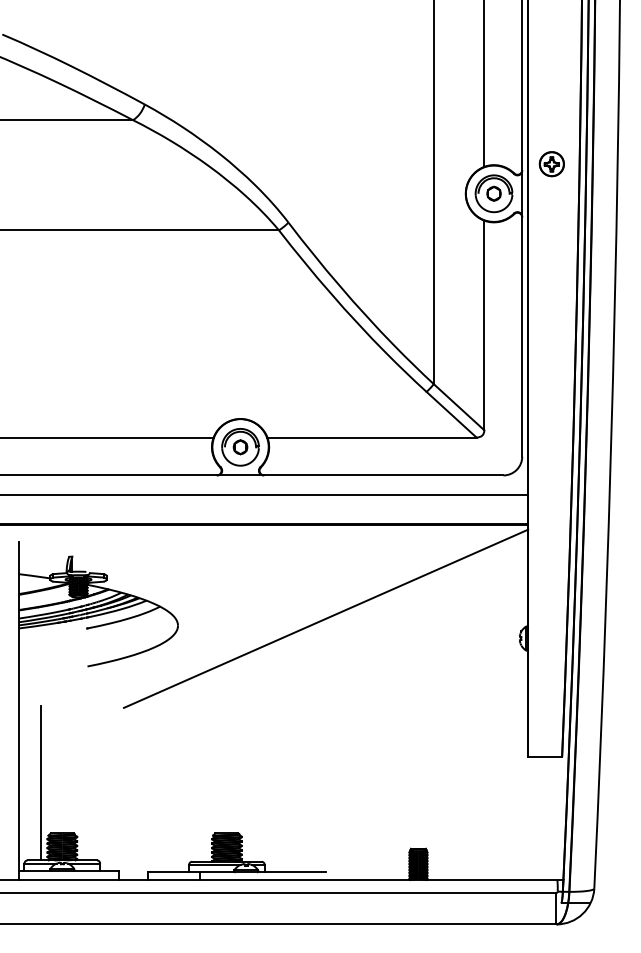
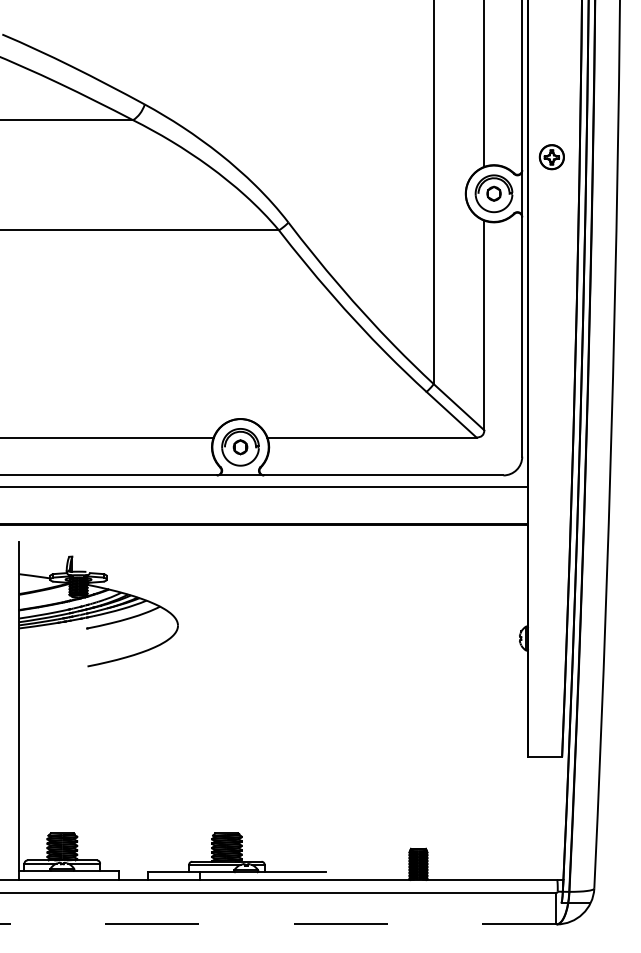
part position: (551, 164) -> (551, 157) (551, 157)
line position: (265, 494) -> (265, 486) (265, 486)
line: present -> none (325, 618)
line: present -> none (41, 783)
line: solid -> dashed (278, 924)
